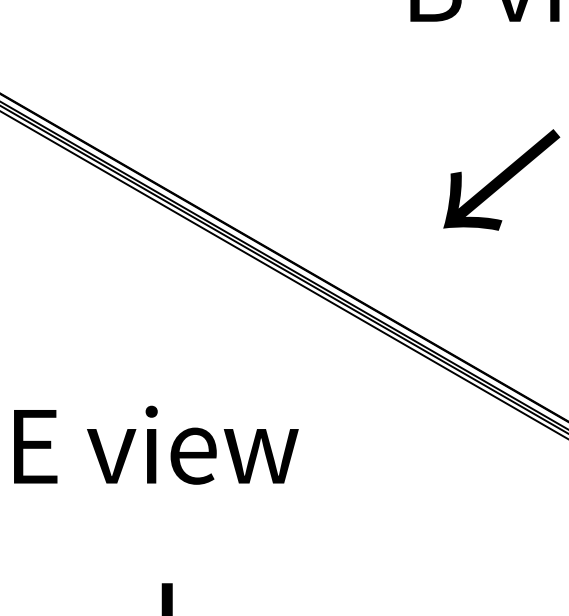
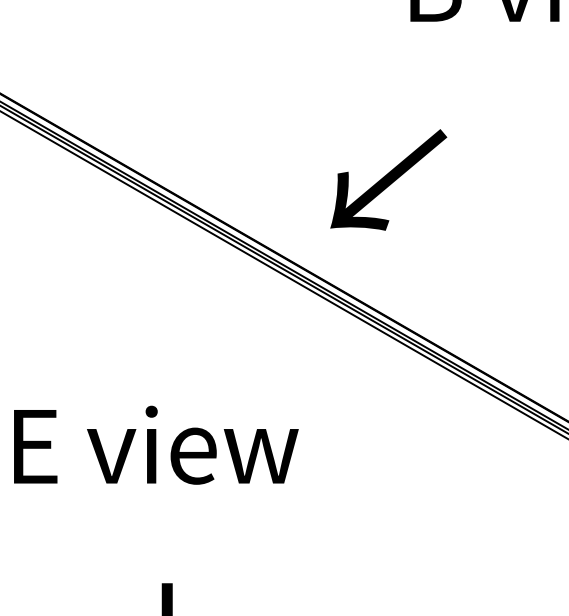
text position: (501, 179) -> (388, 179) (388, 179)
